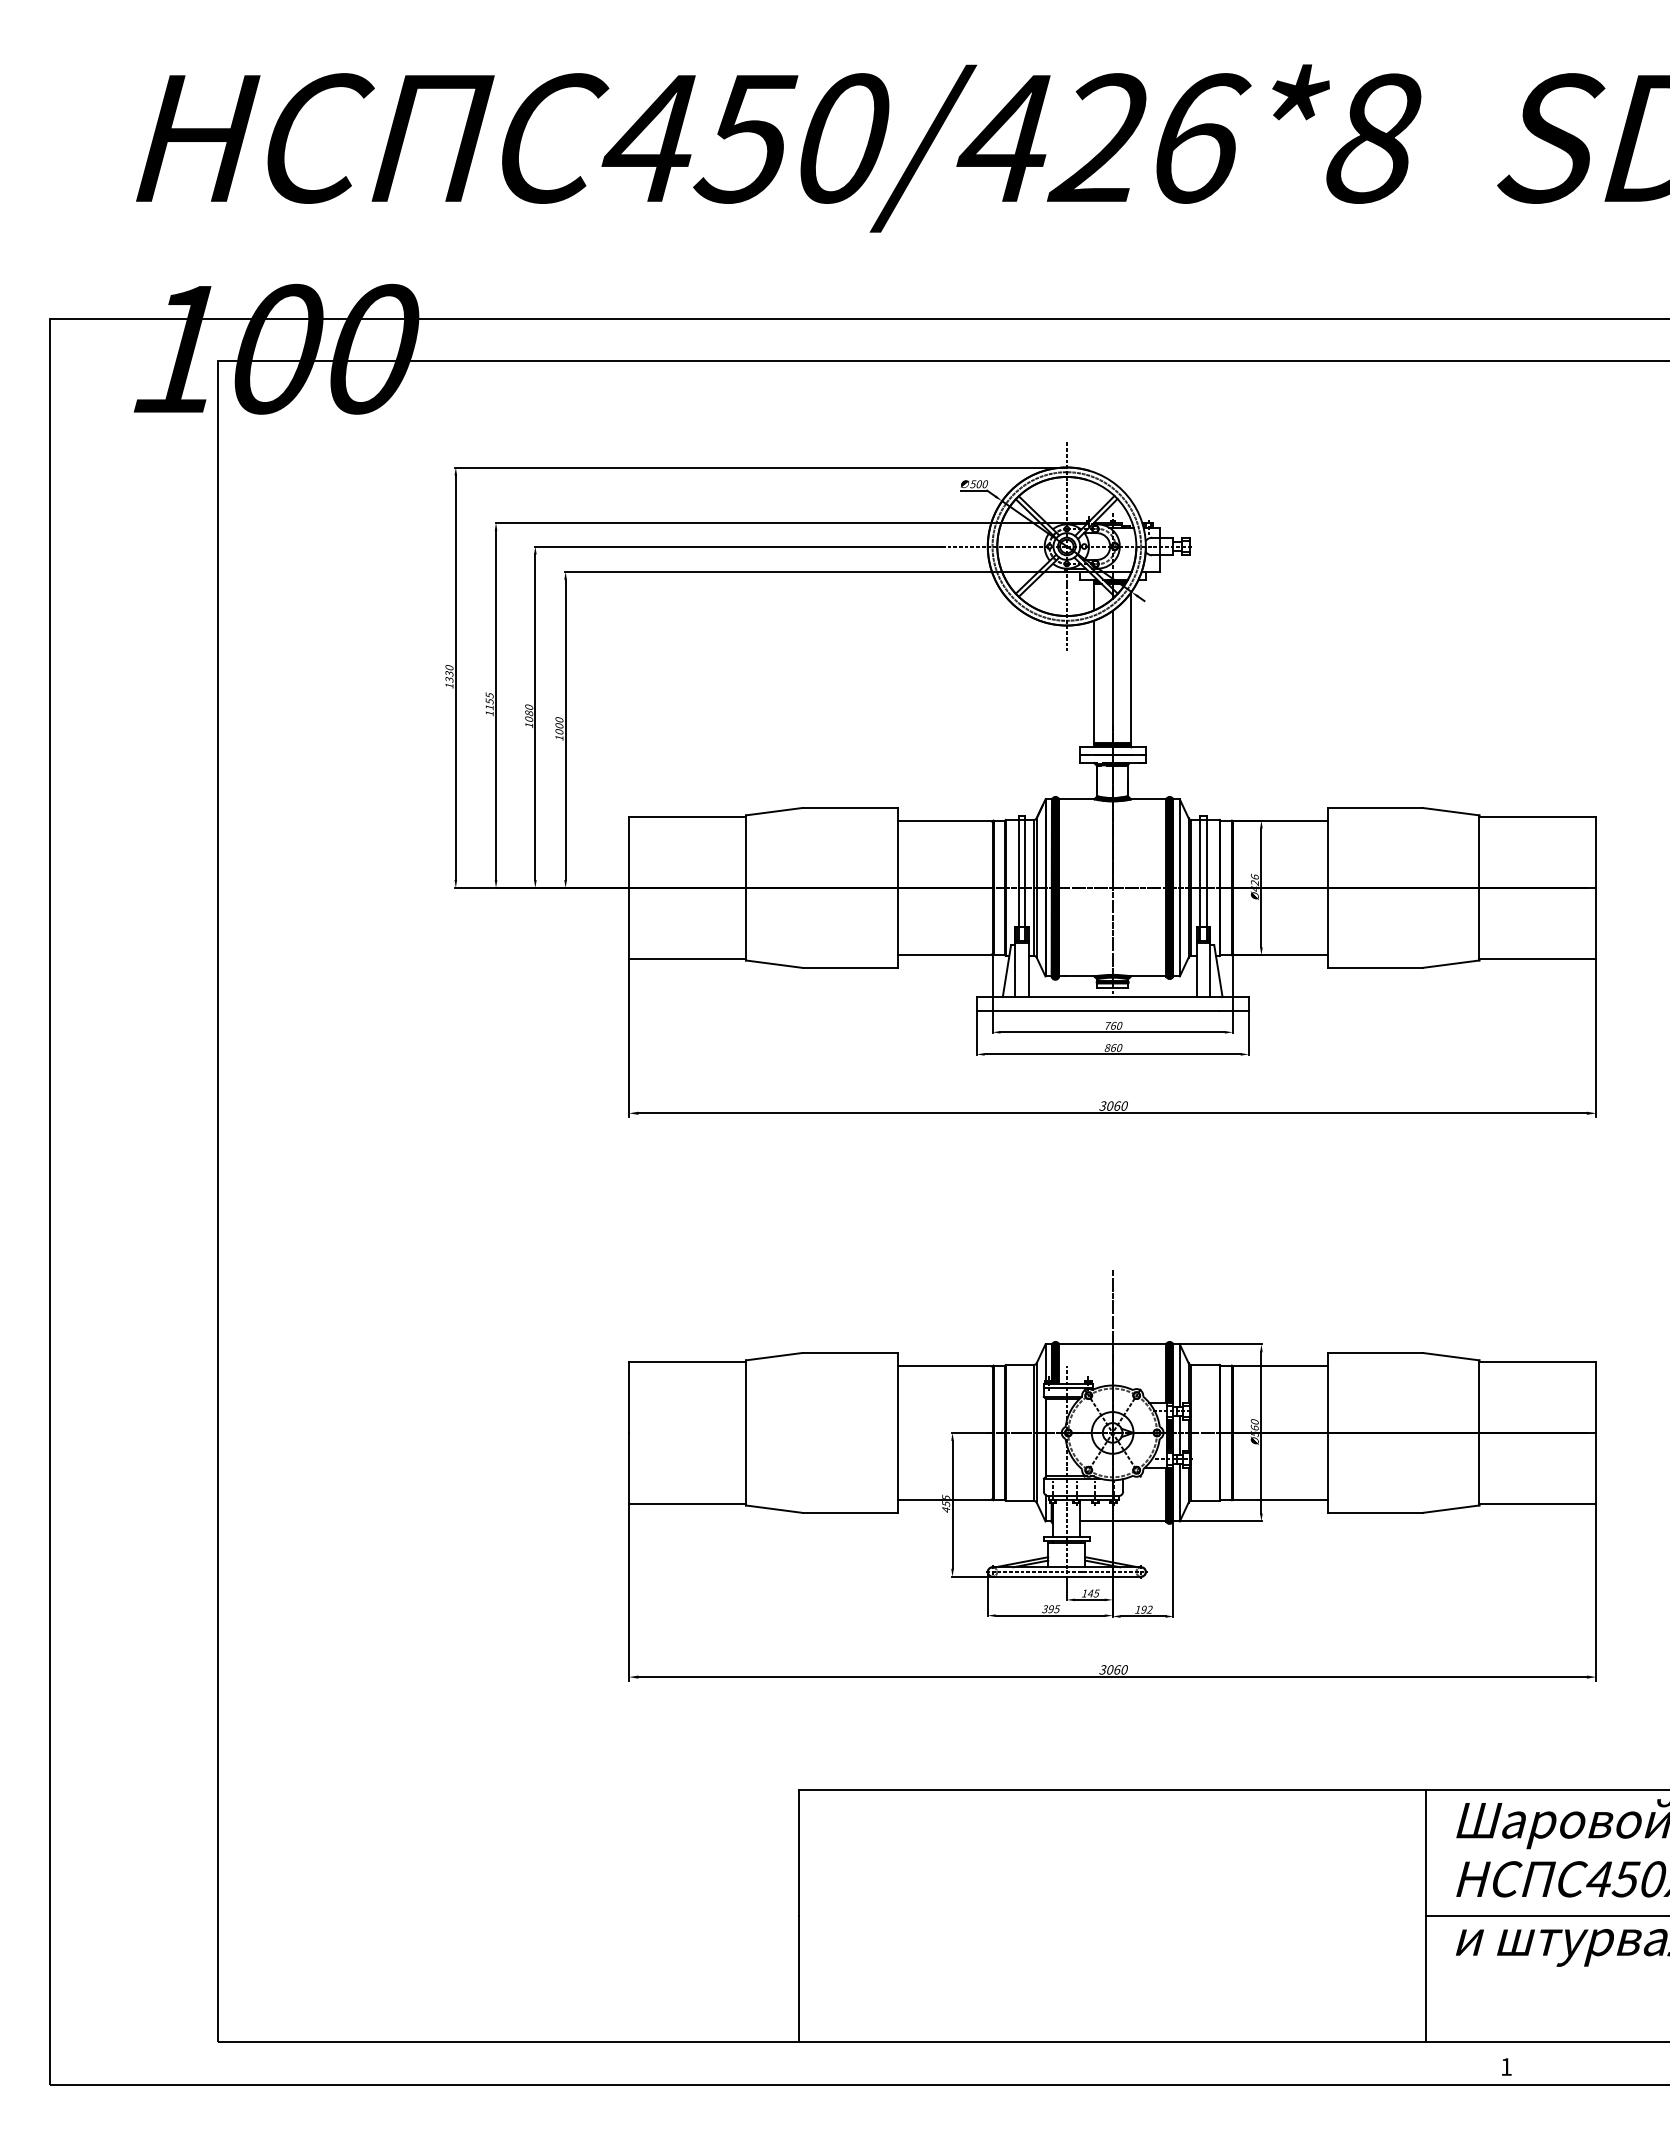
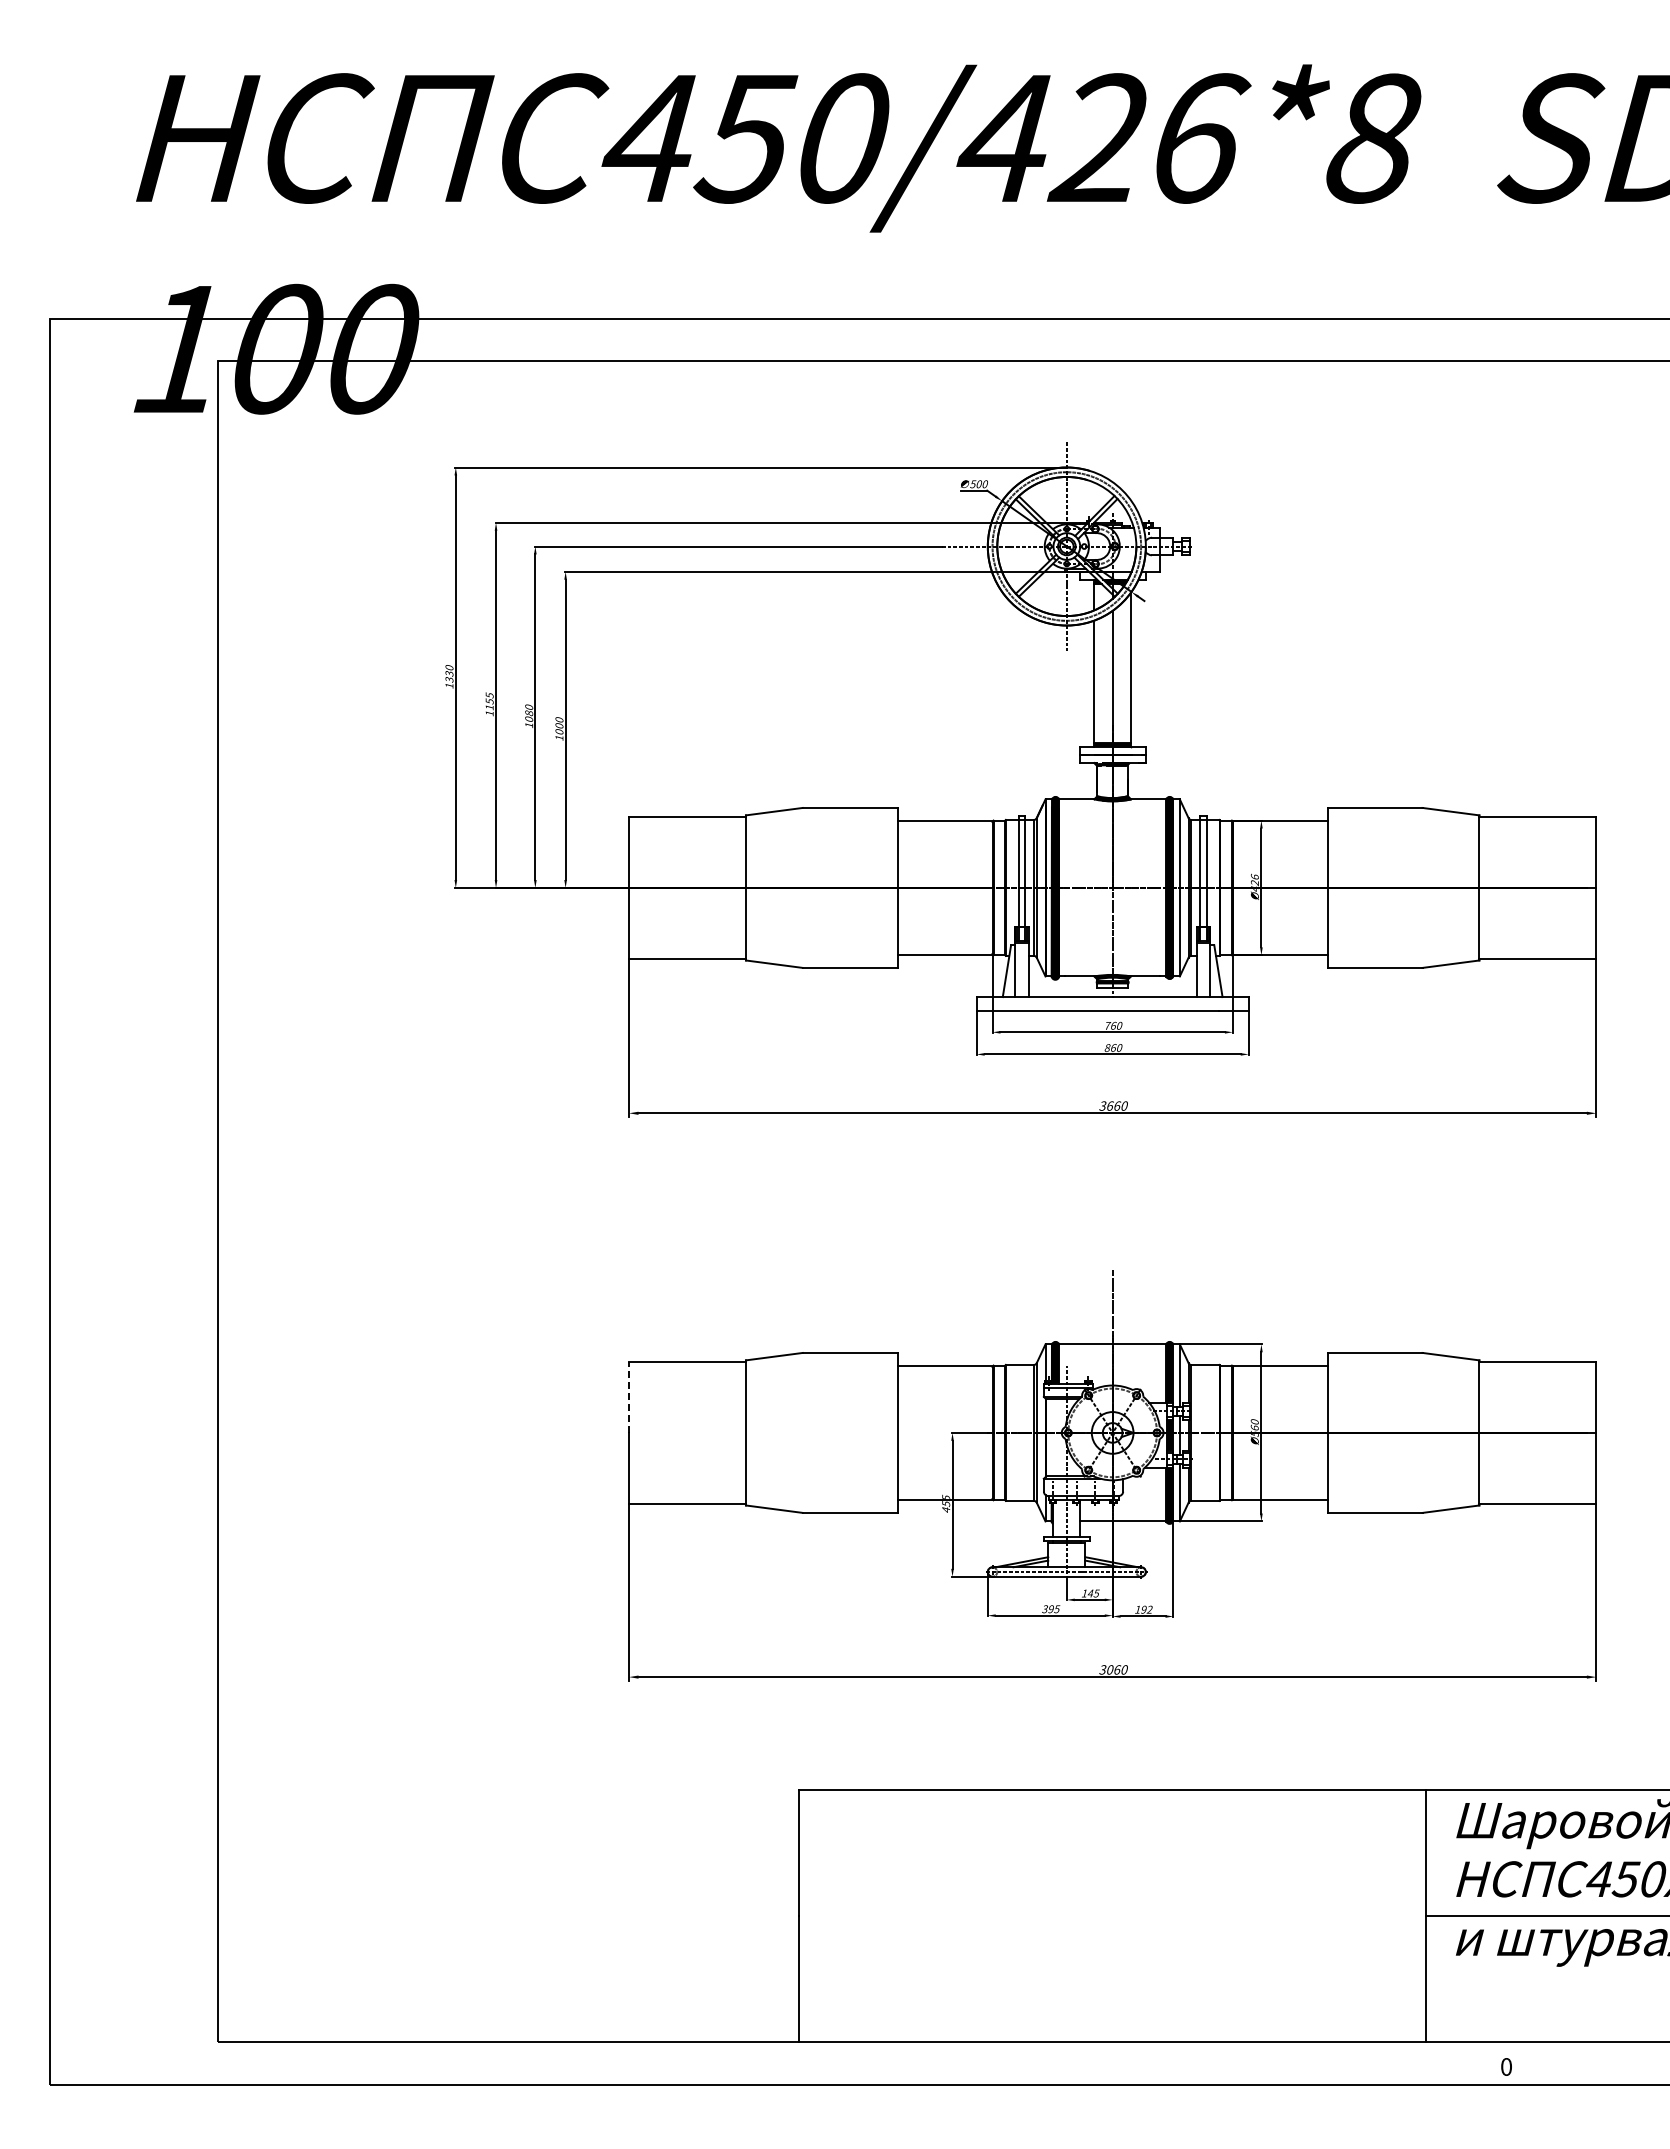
text: 3060 -> 3660 (1110, 1105)
line: solid -> dashed (629, 1397)
text: 1 -> 0 (1506, 2066)
